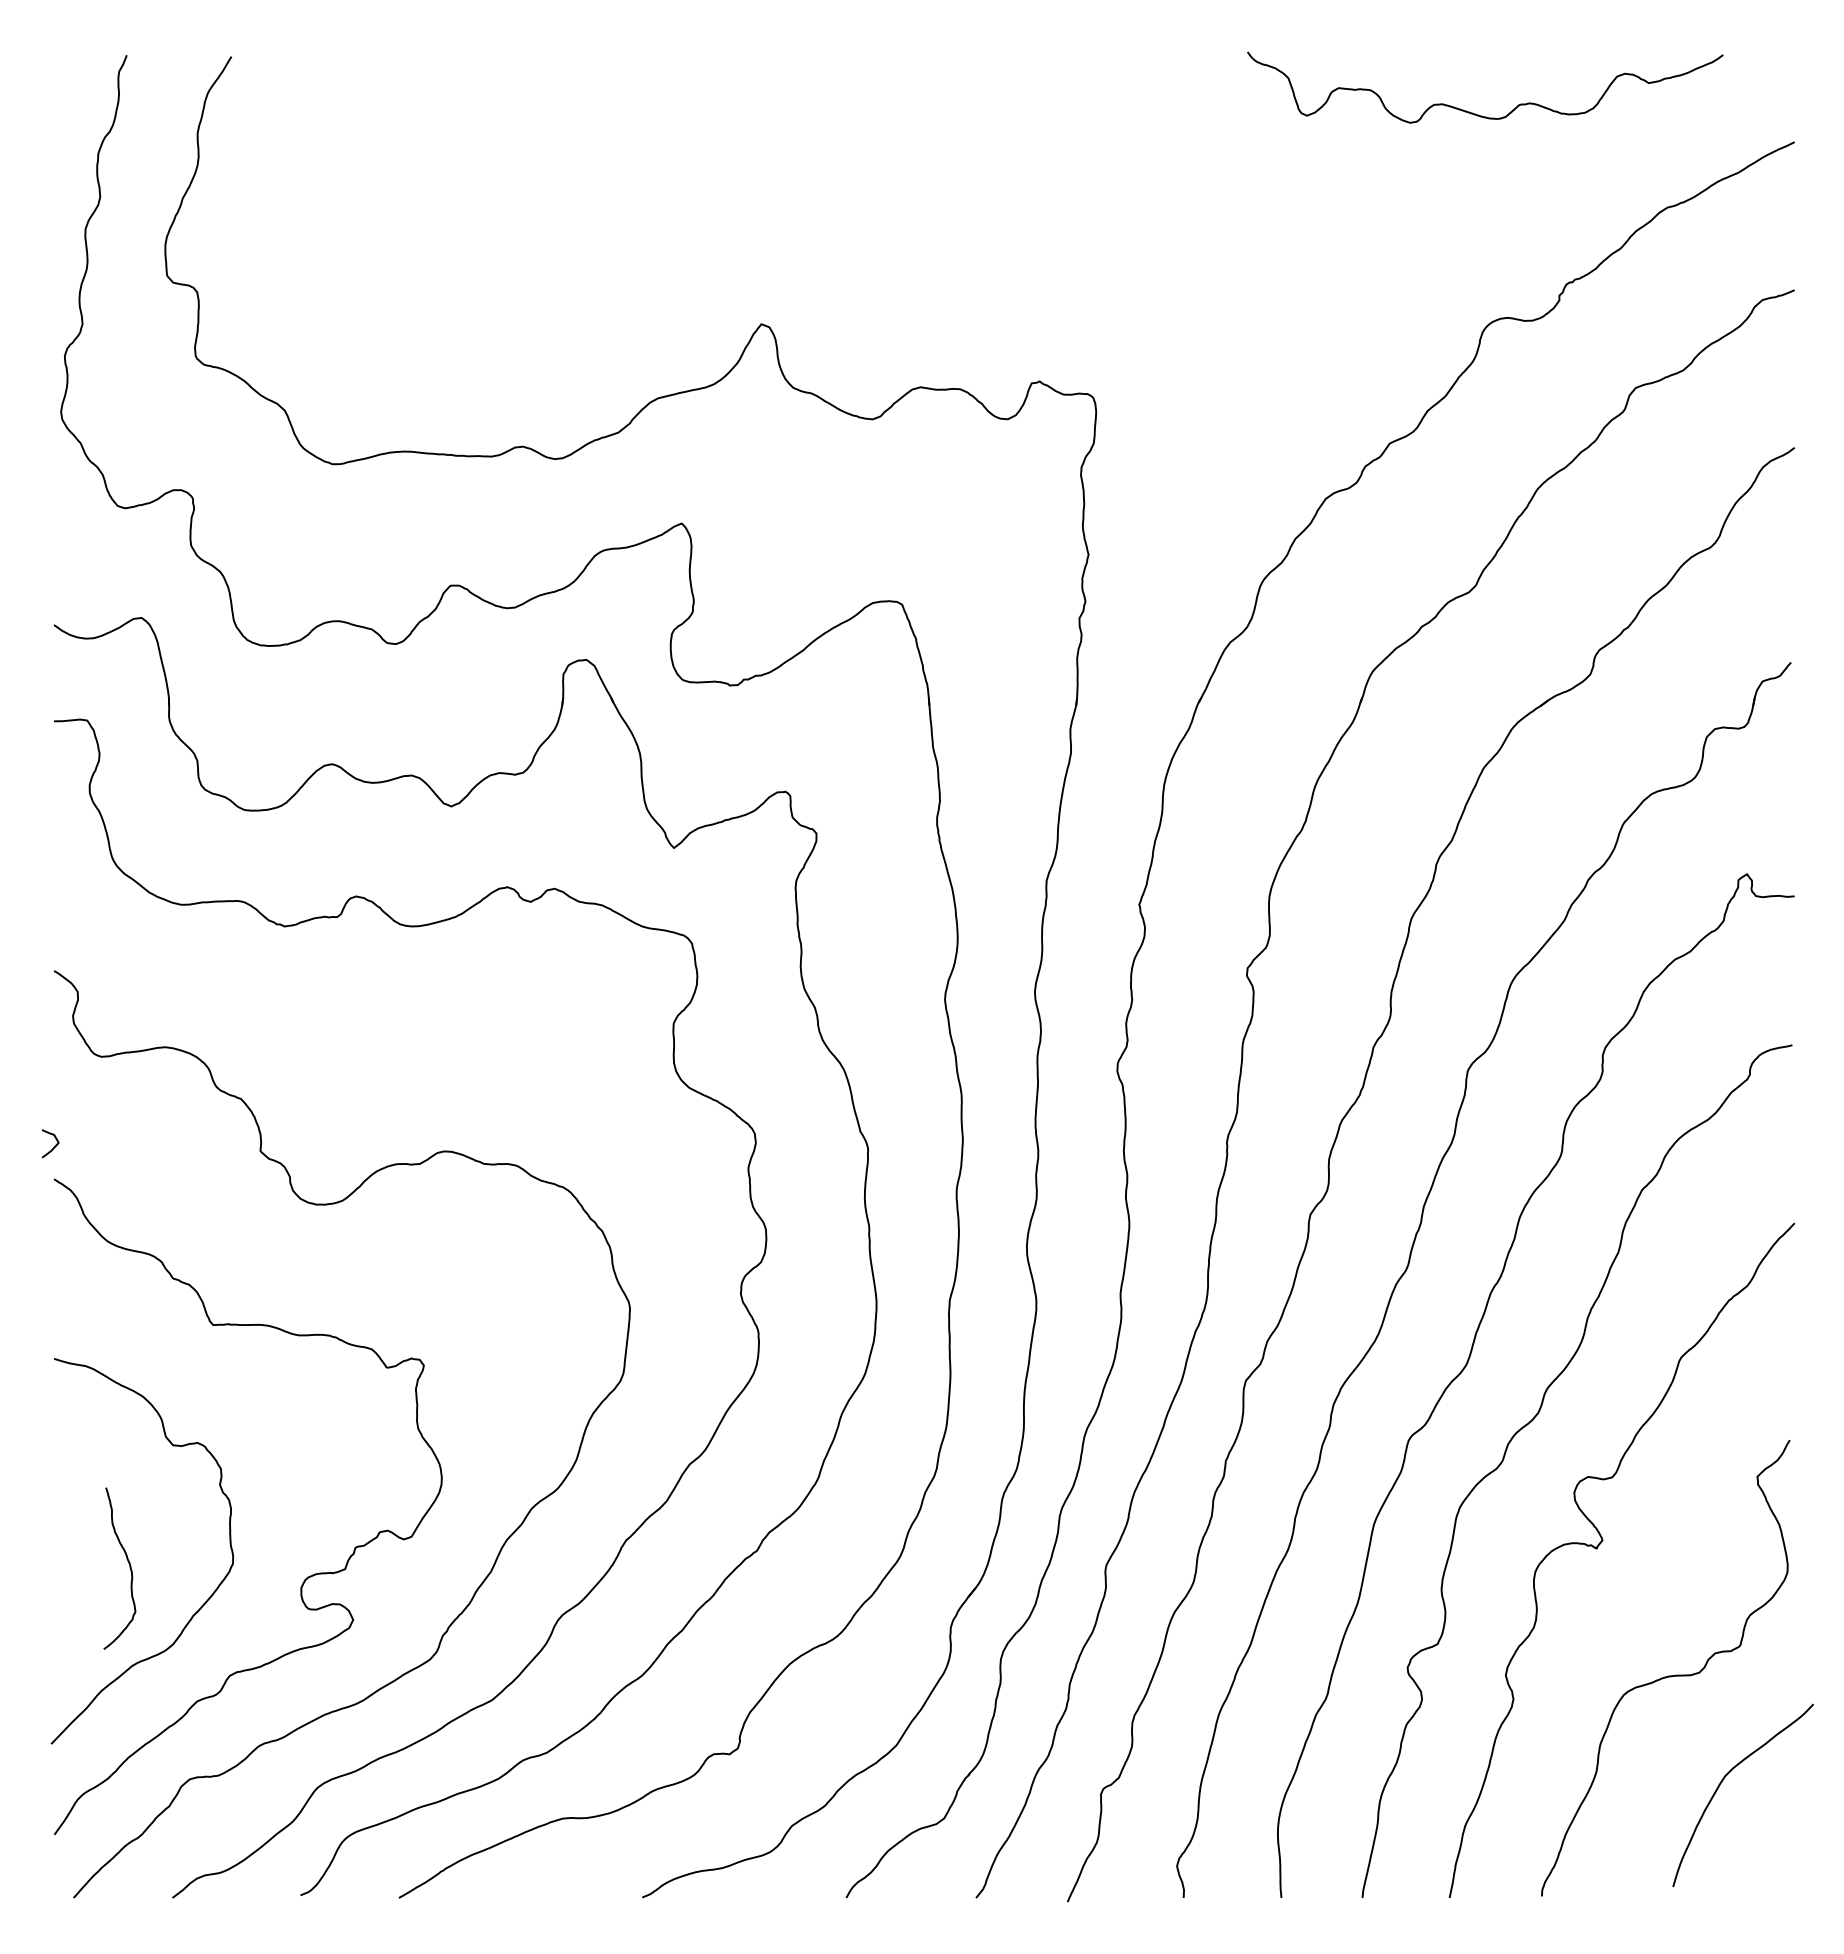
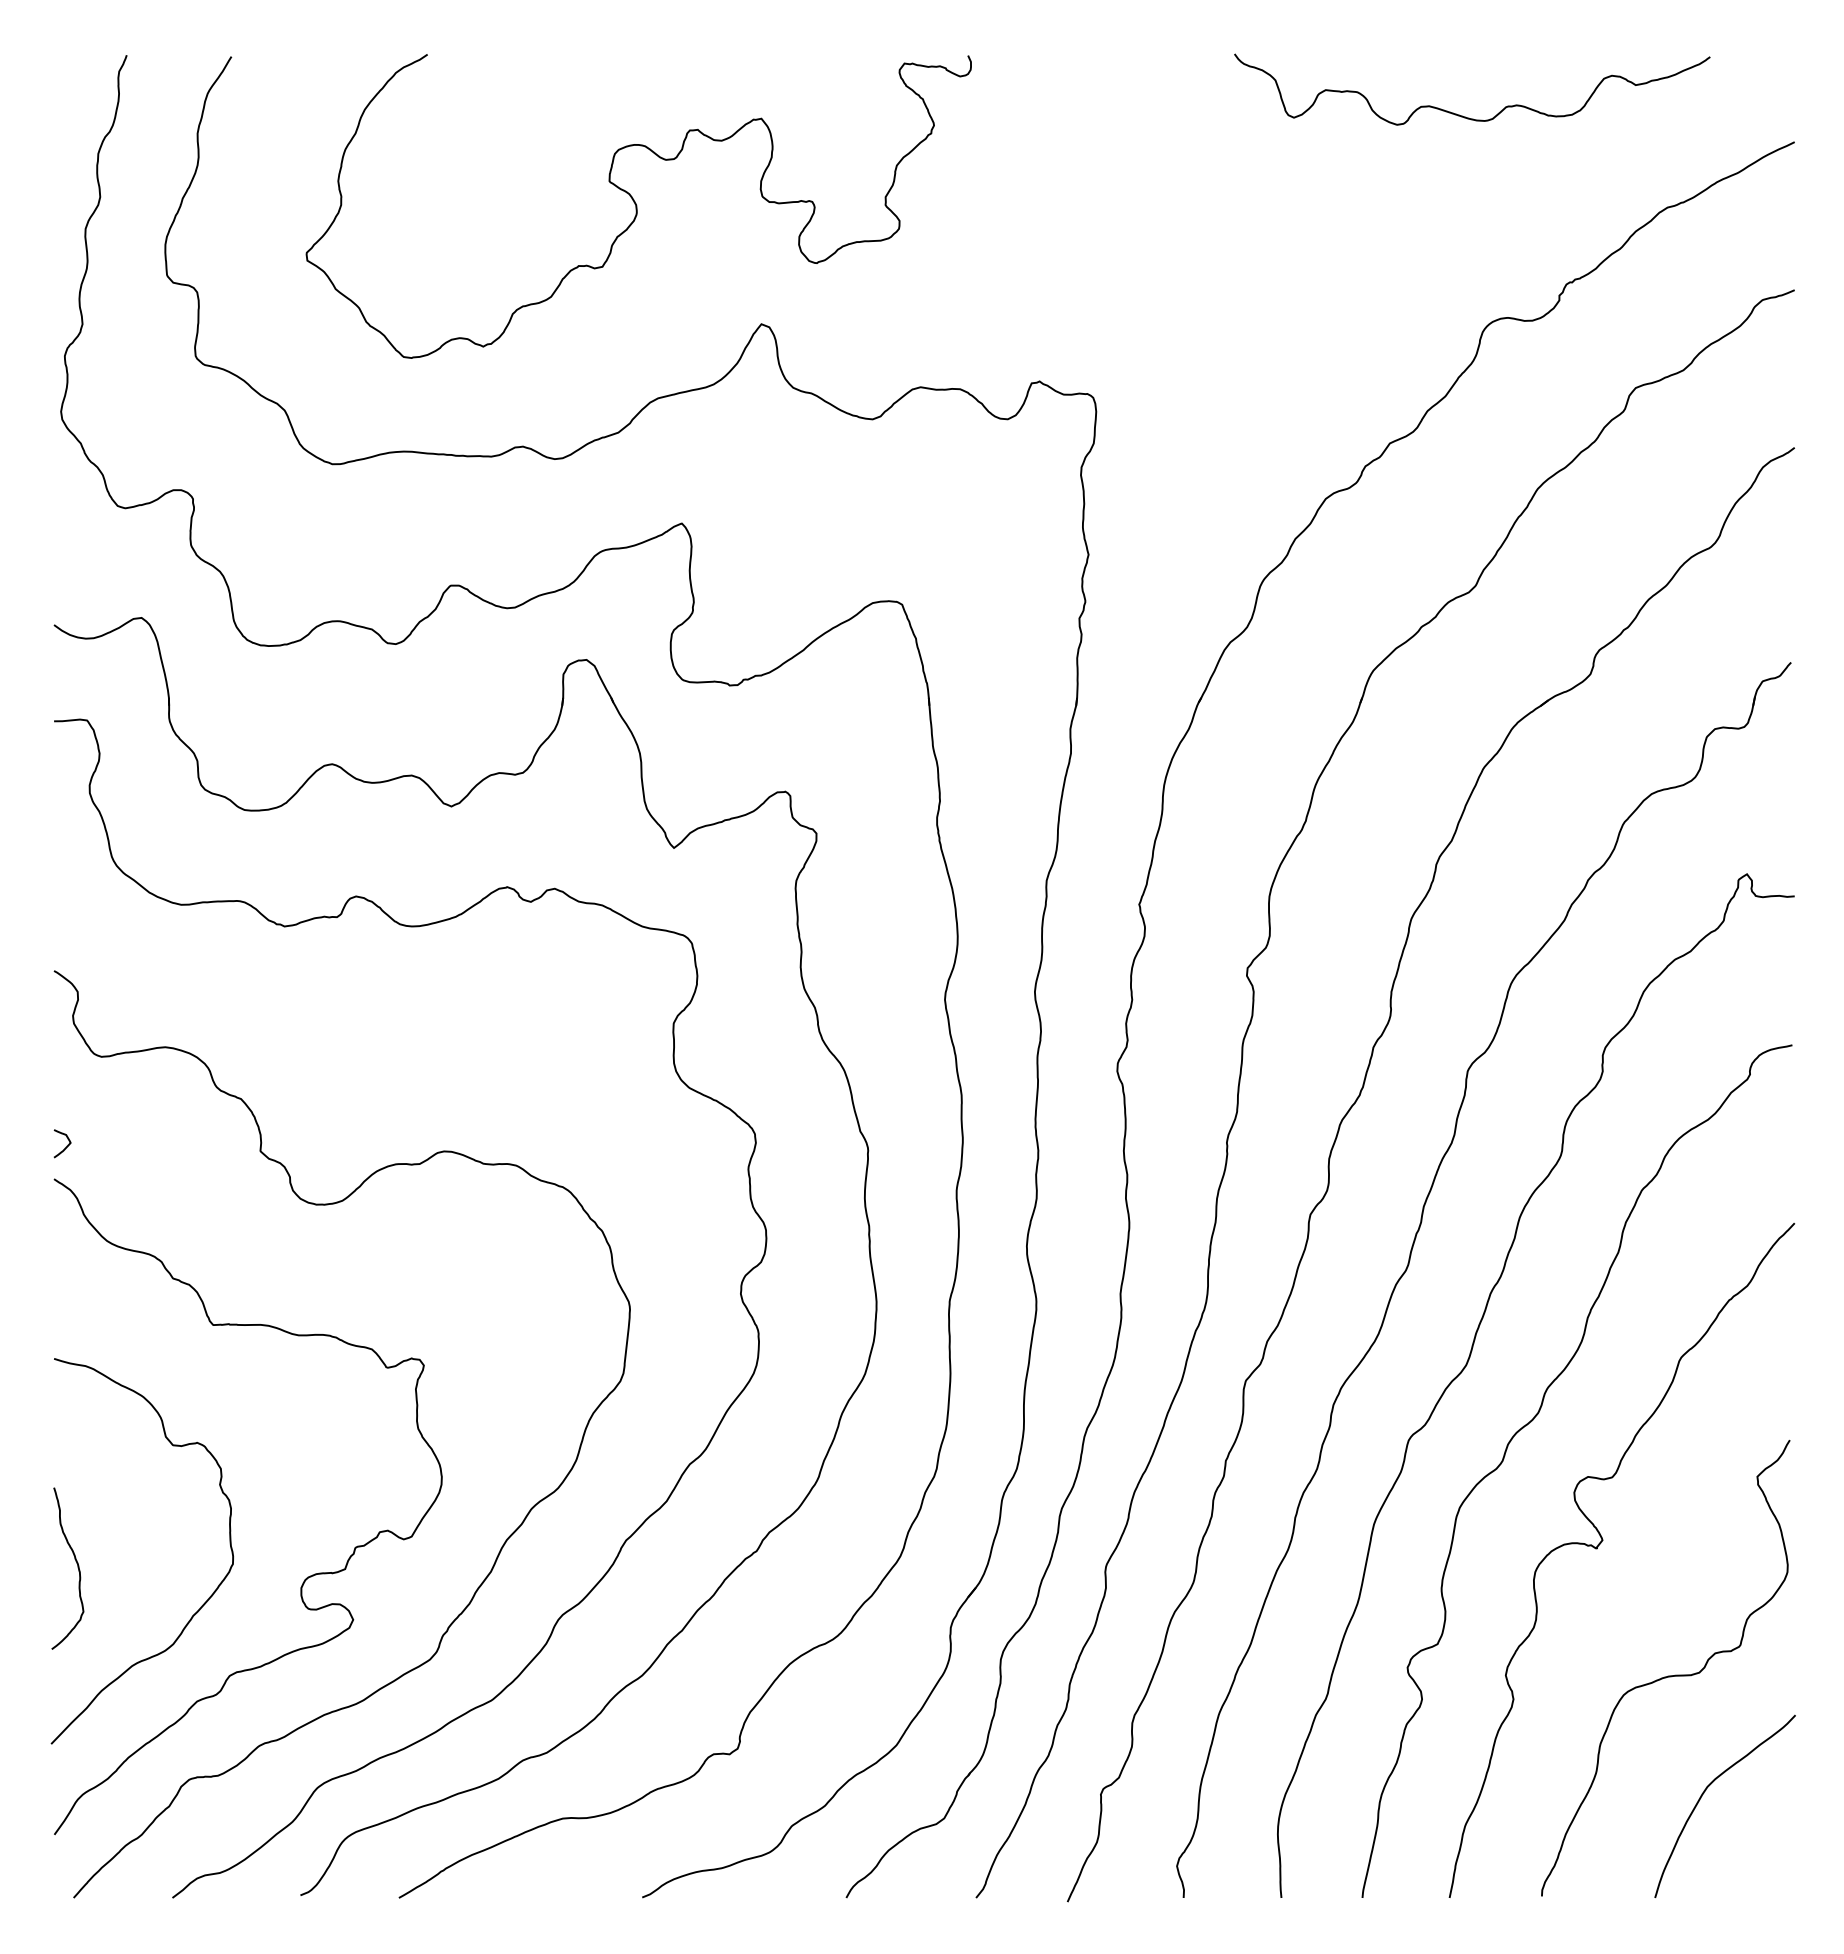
curve position: (1475, 113) -> (1462, 115) (1462, 115)
curve: none -> present (637, 206)
curve position: (54, 1146) -> (66, 1146) (66, 1146)
curve position: (129, 1567) -> (77, 1567) (77, 1567)
curve position: (1722, 1782) -> (1704, 1793) (1704, 1793)
